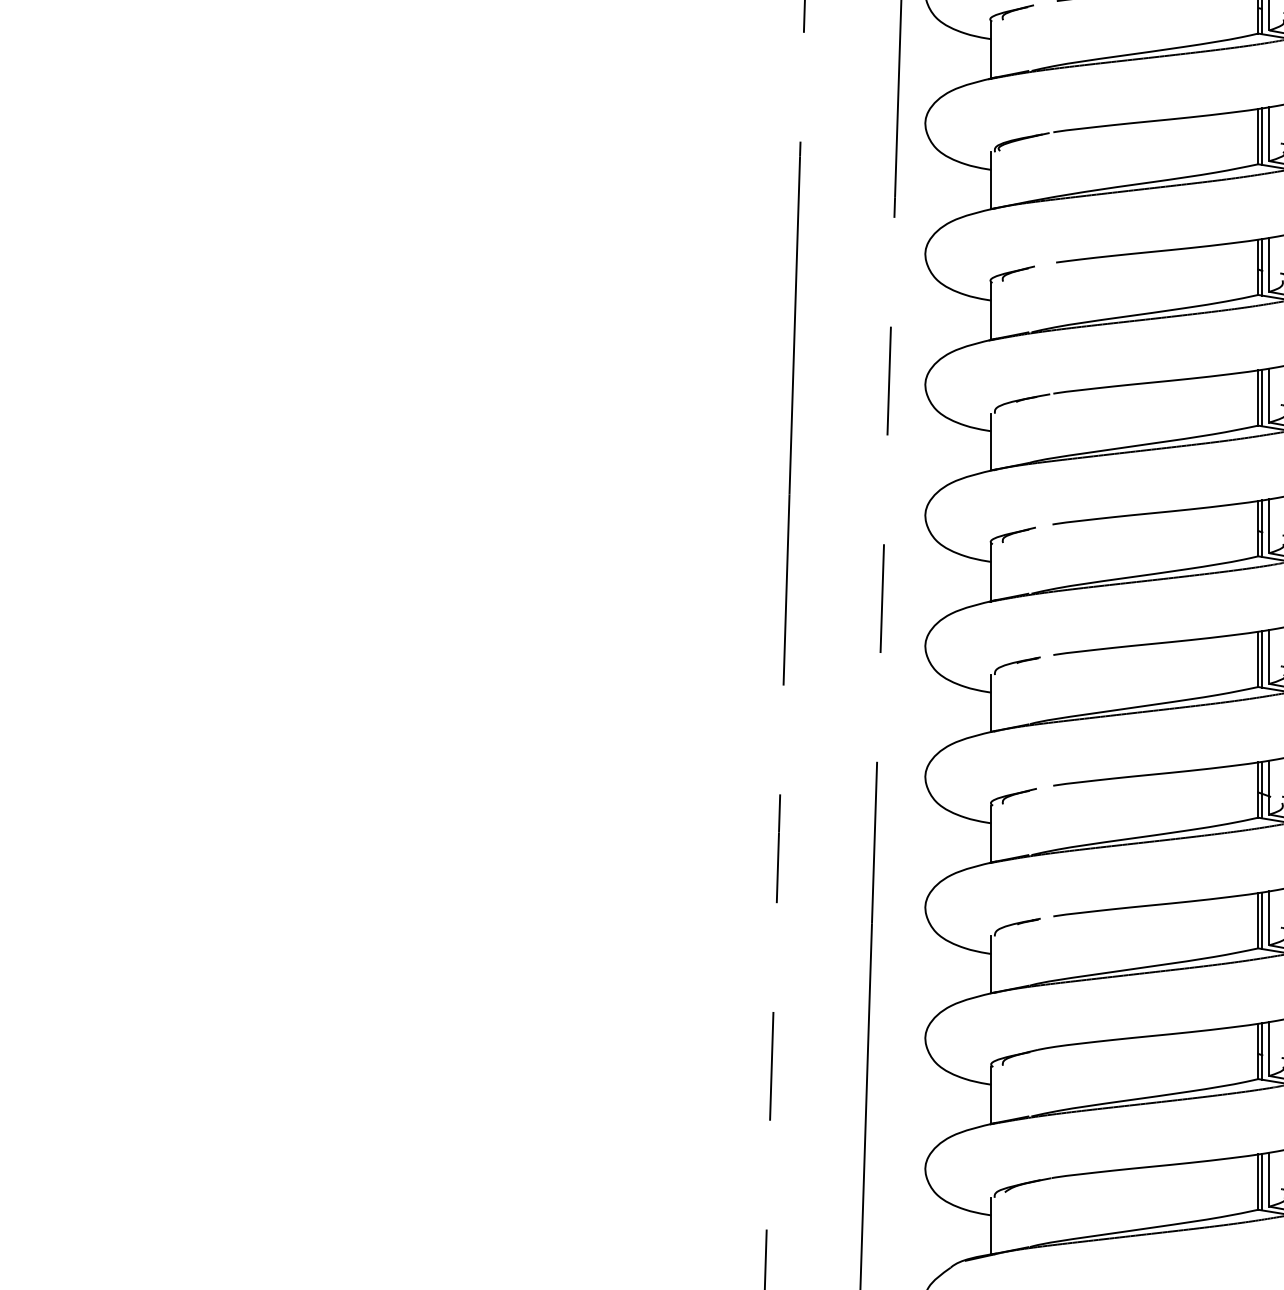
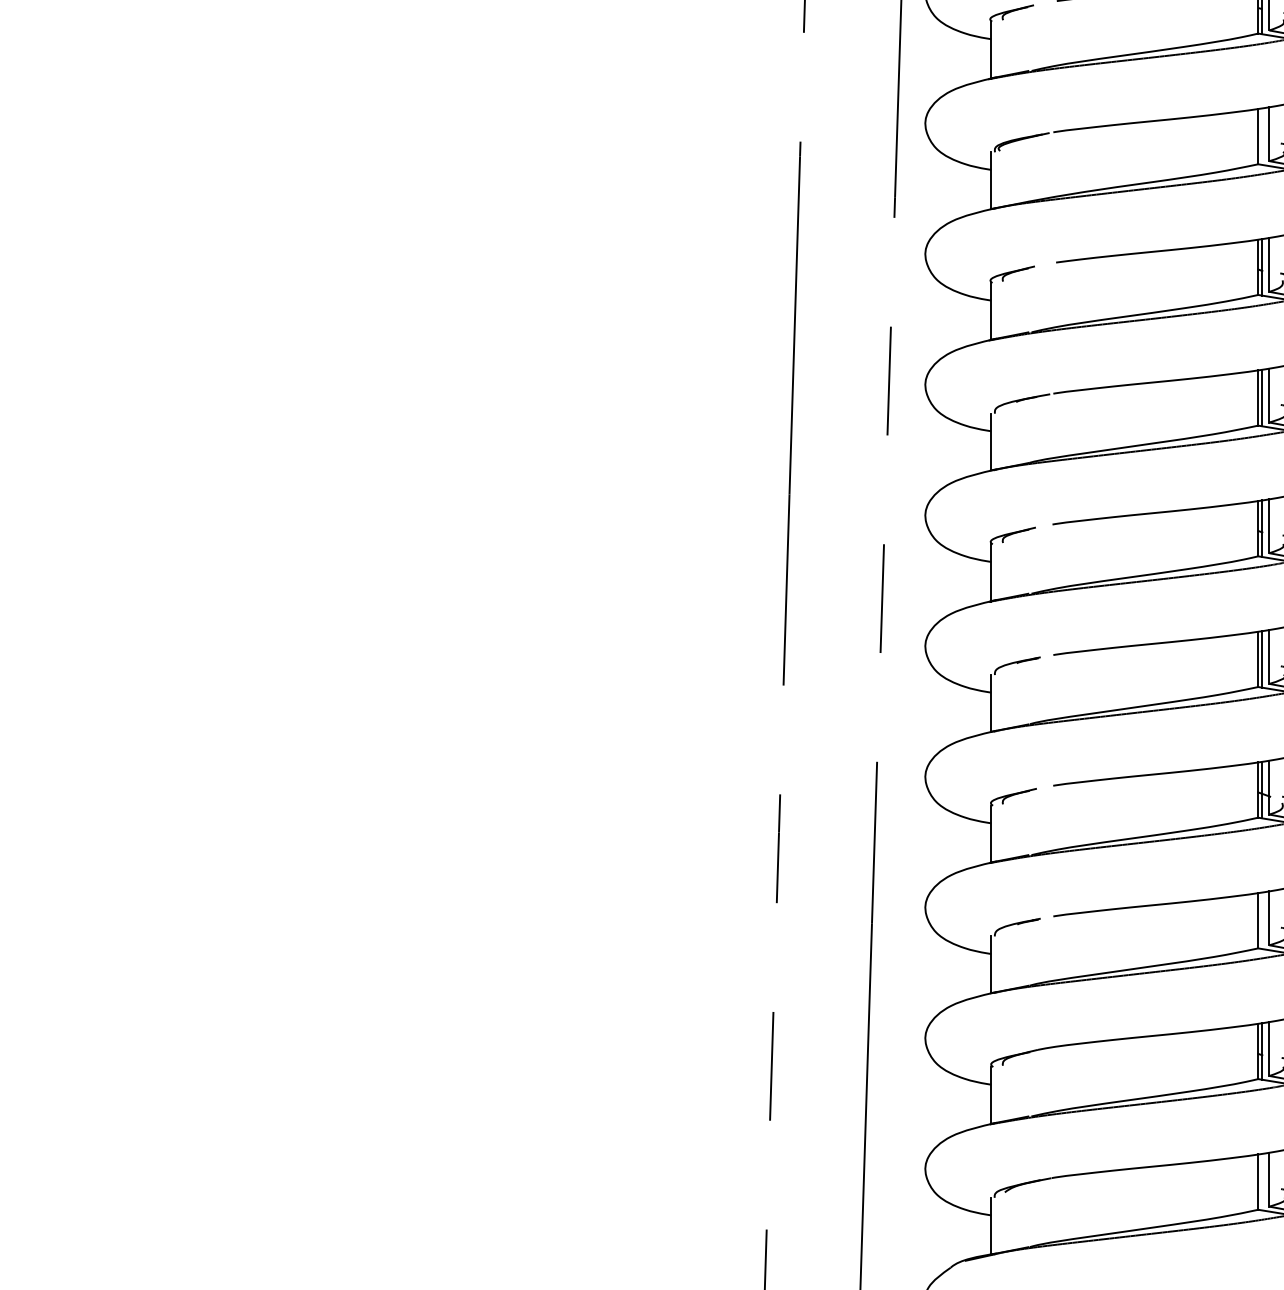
line: present -> none (1262, 136)
line: present -> none (1262, 920)
line: present -> none (1262, 1181)
